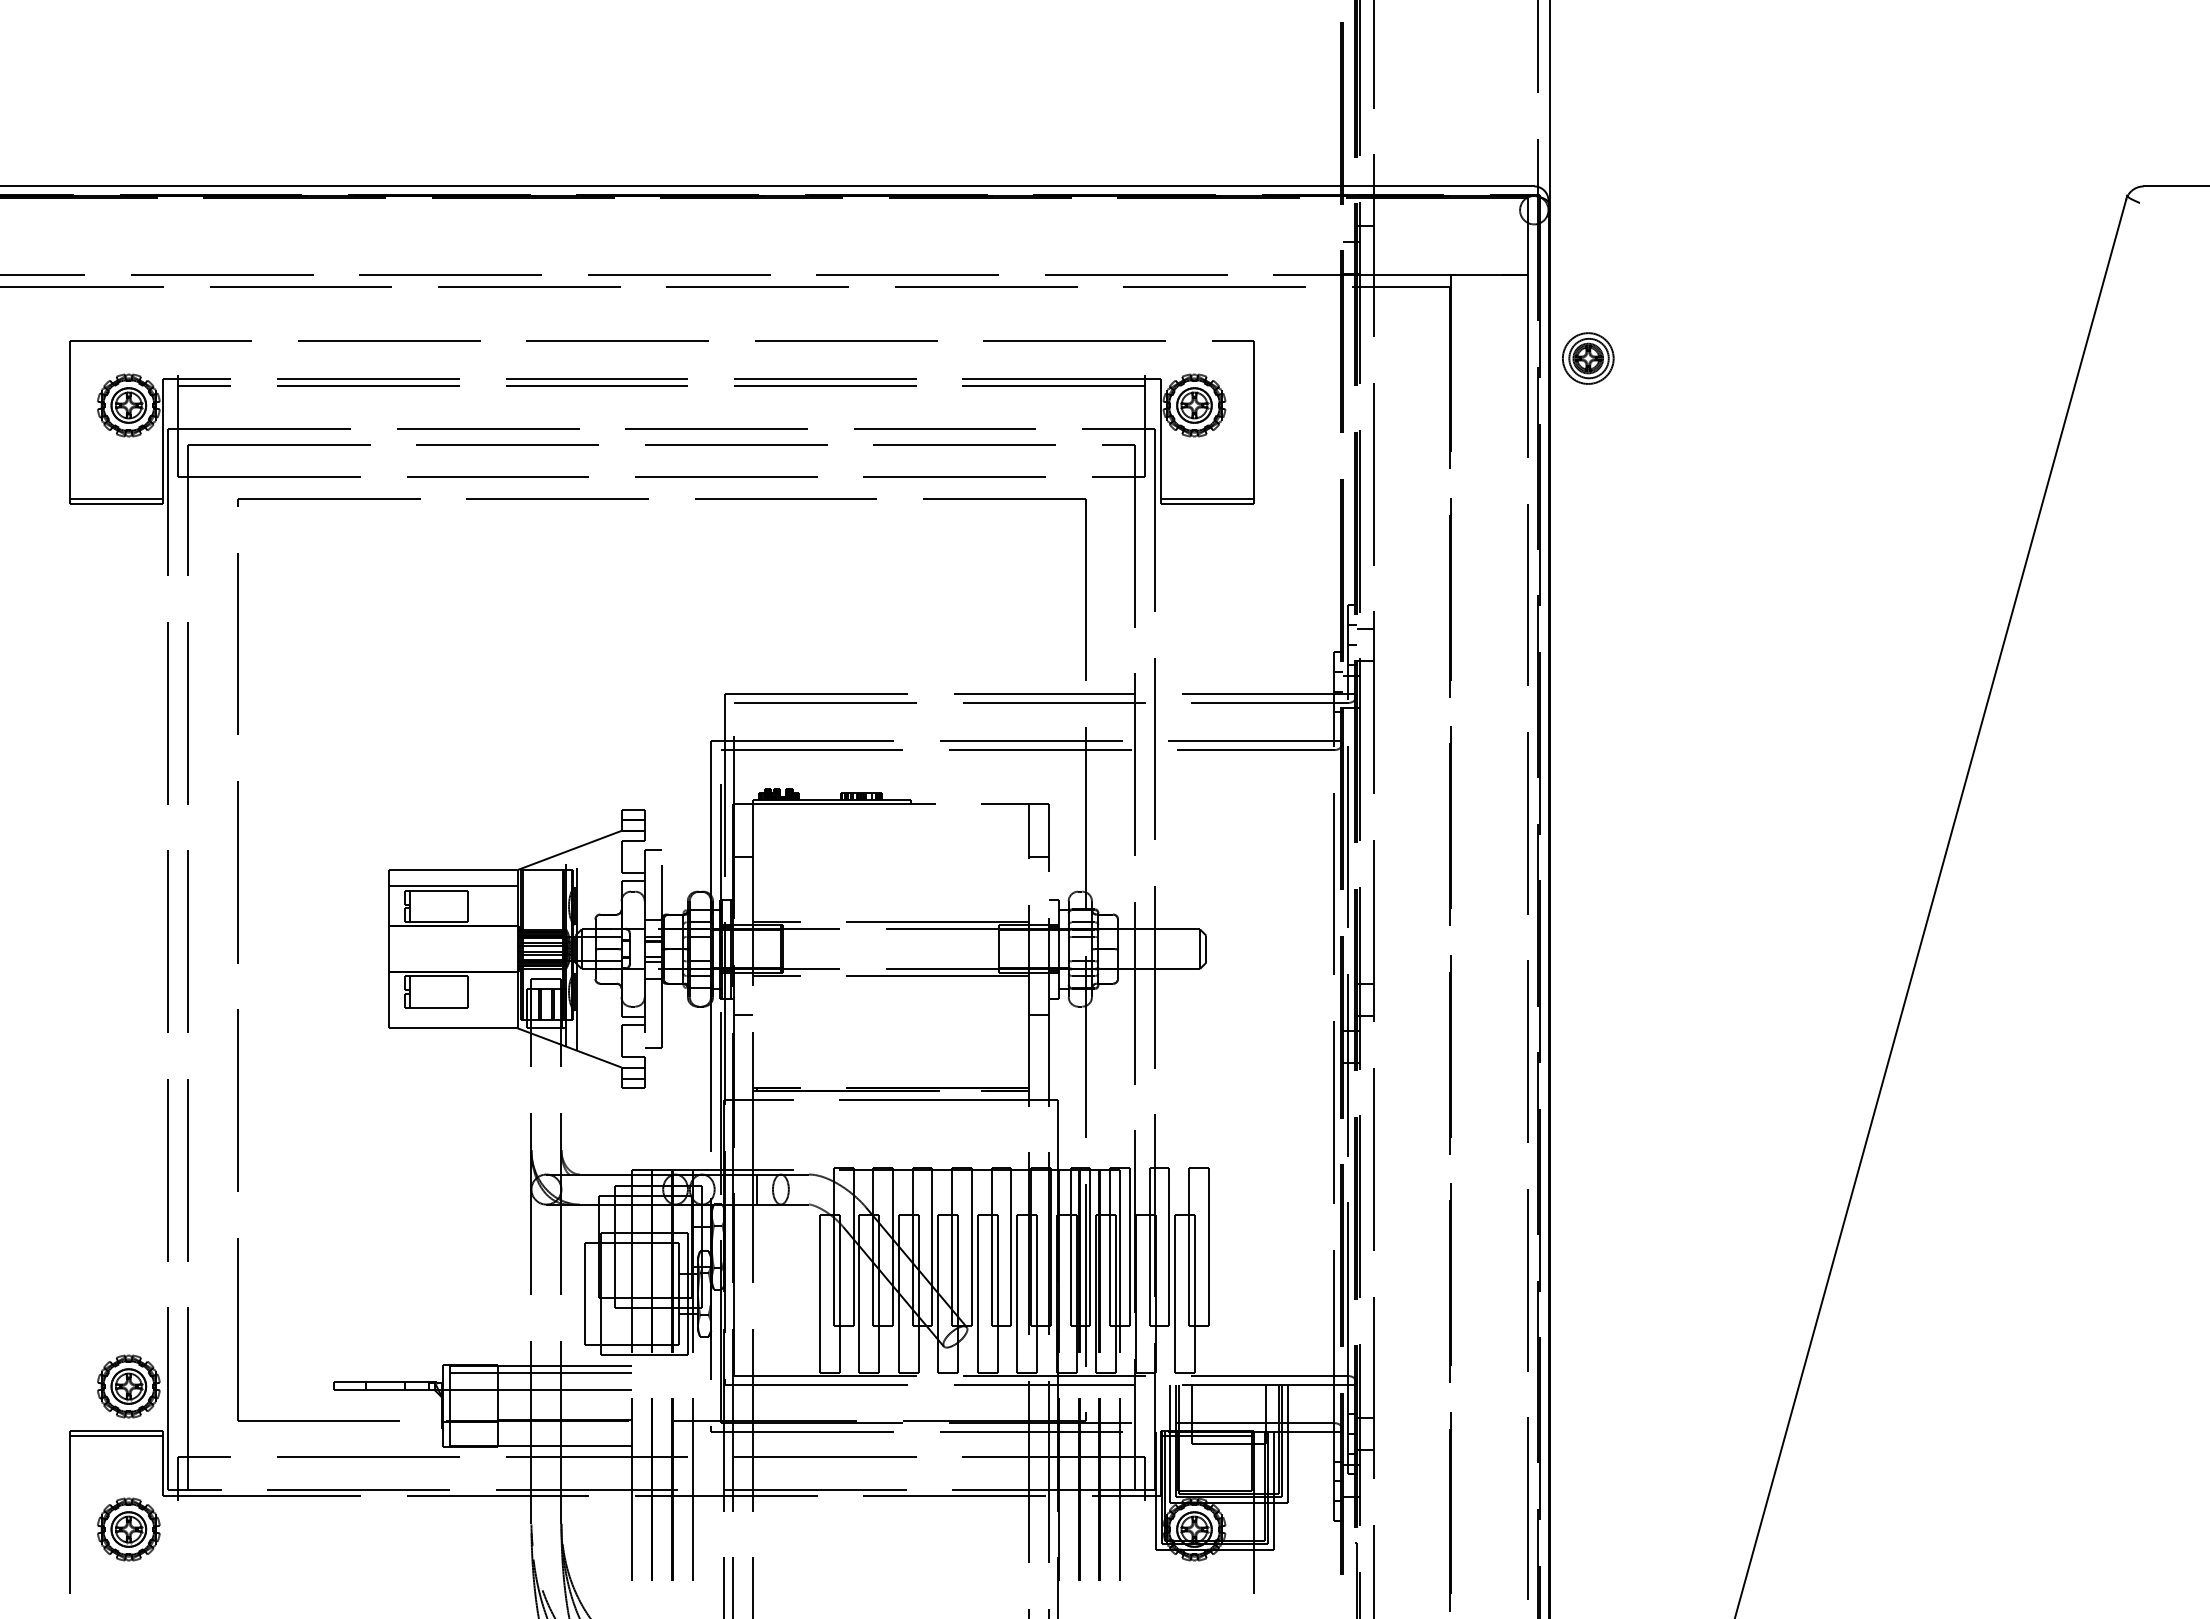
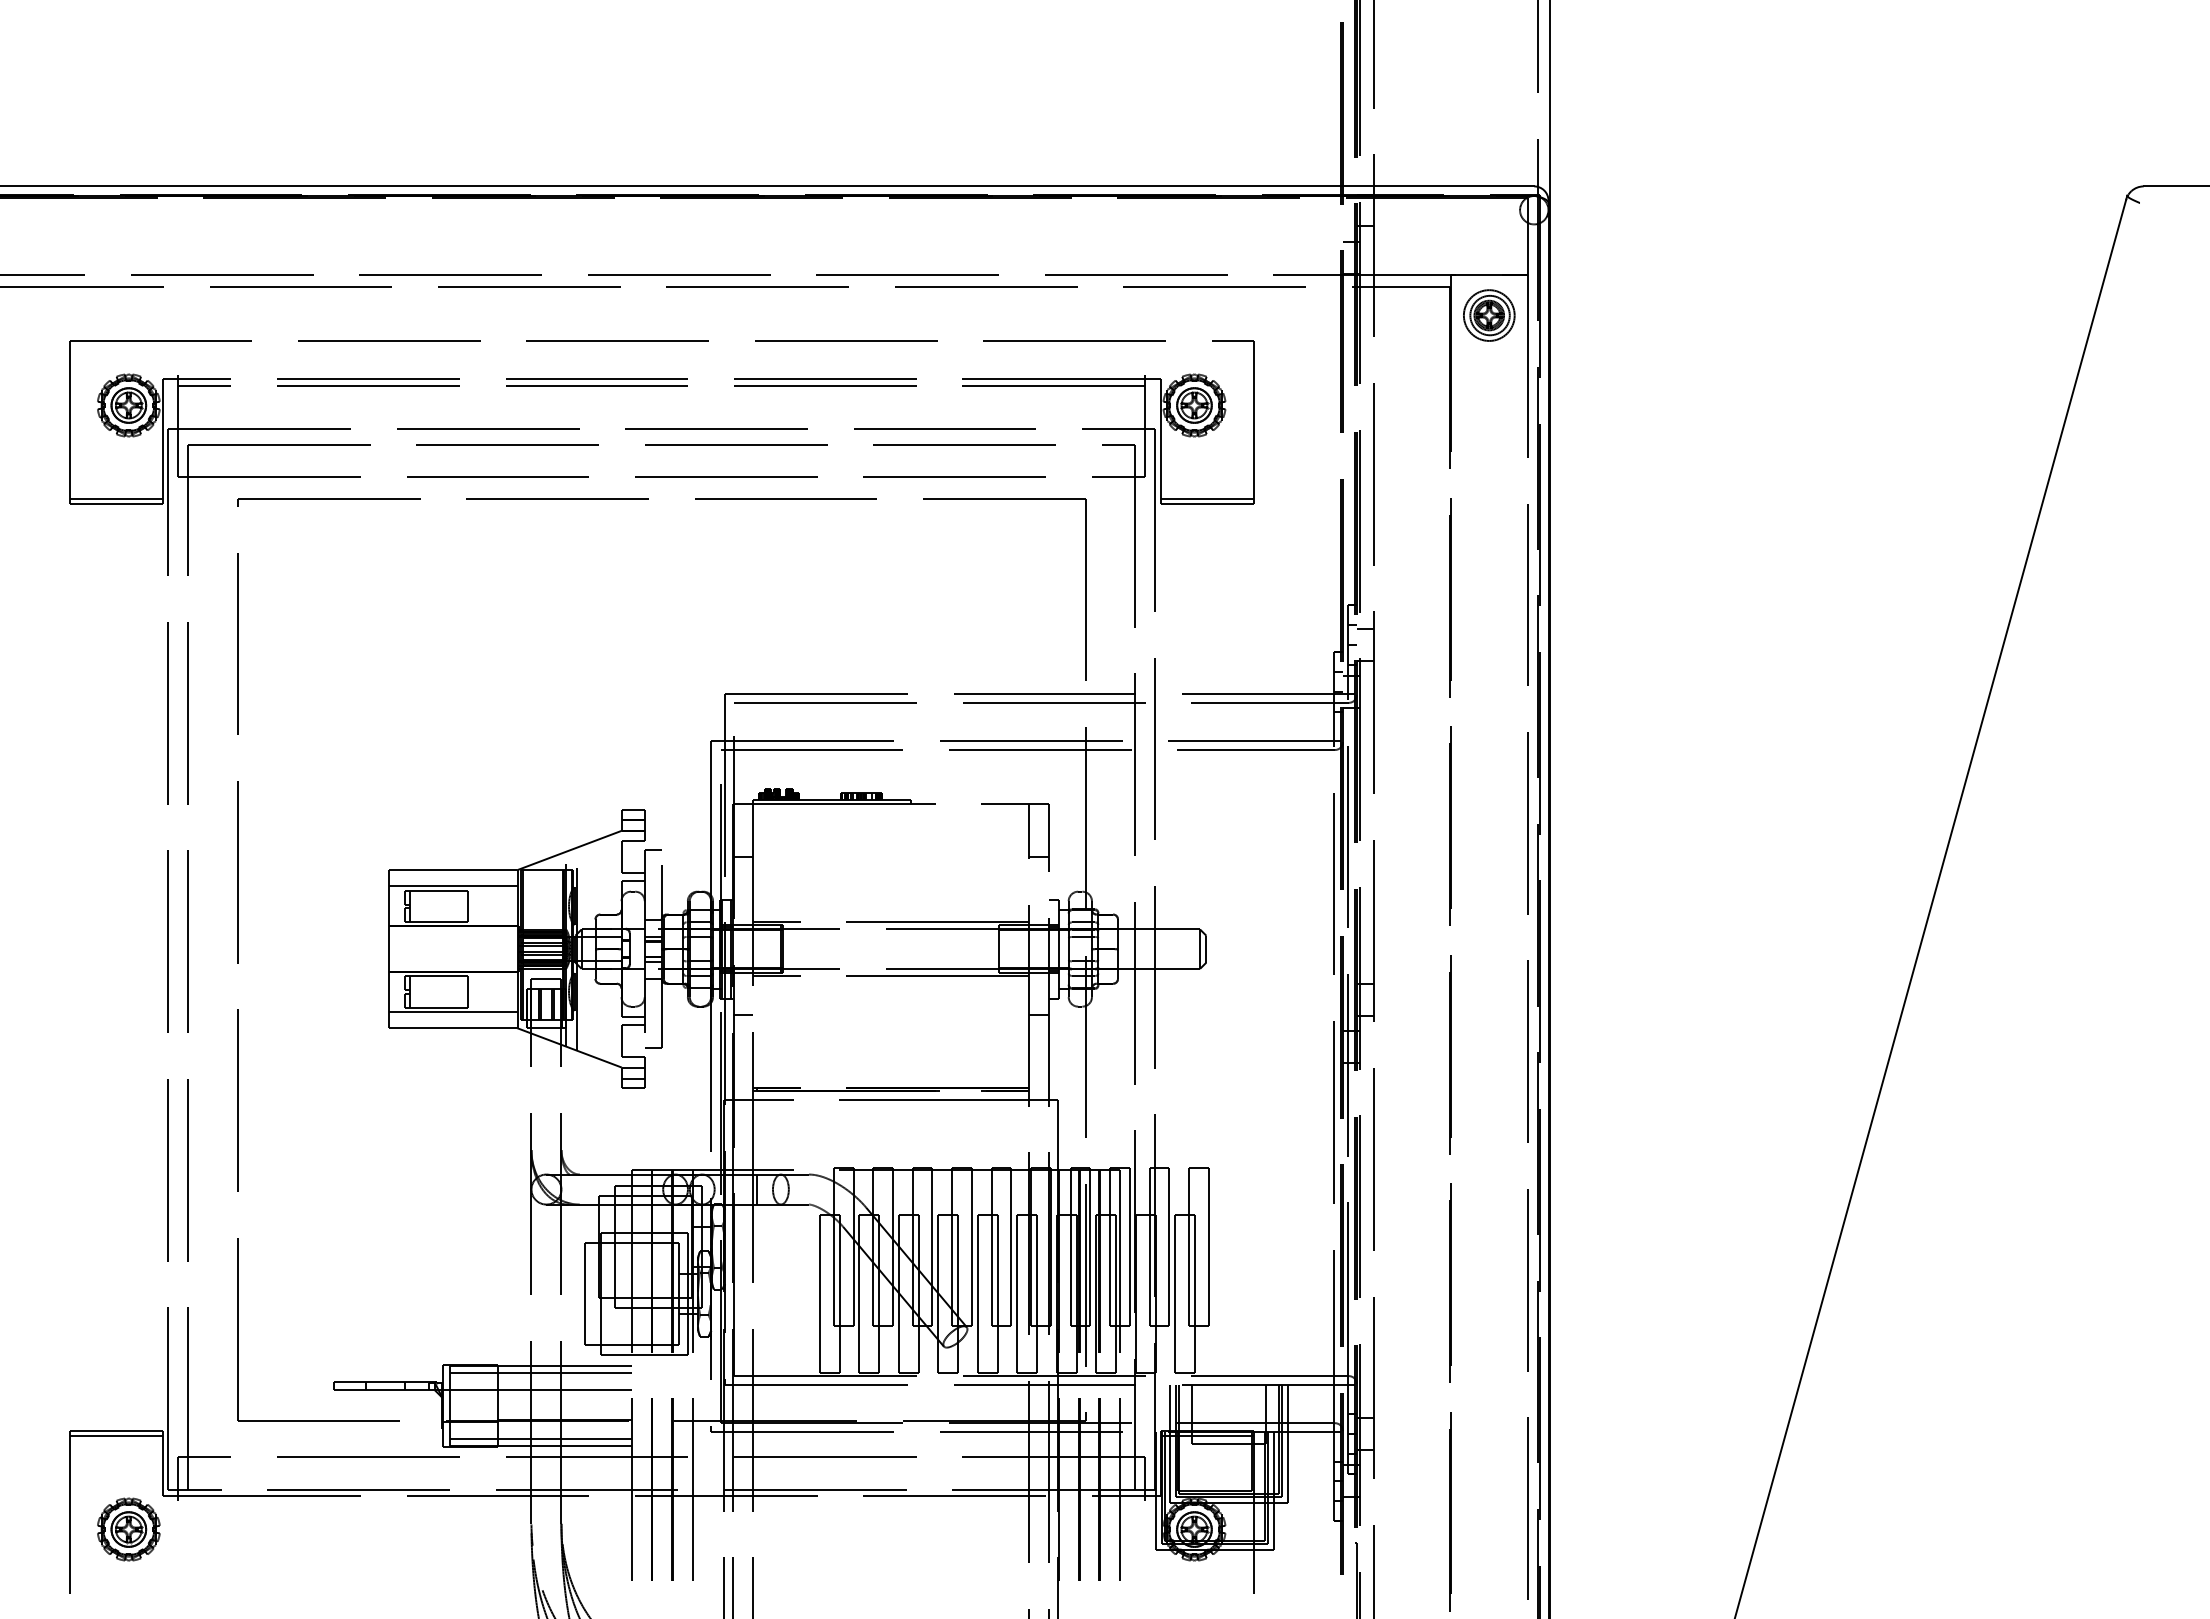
part position: (1588, 358) -> (1489, 315) (1489, 315)
line: none -> present (453, 1011)
part: present -> none (128, 1386)
line: none -> present (540, 1439)
